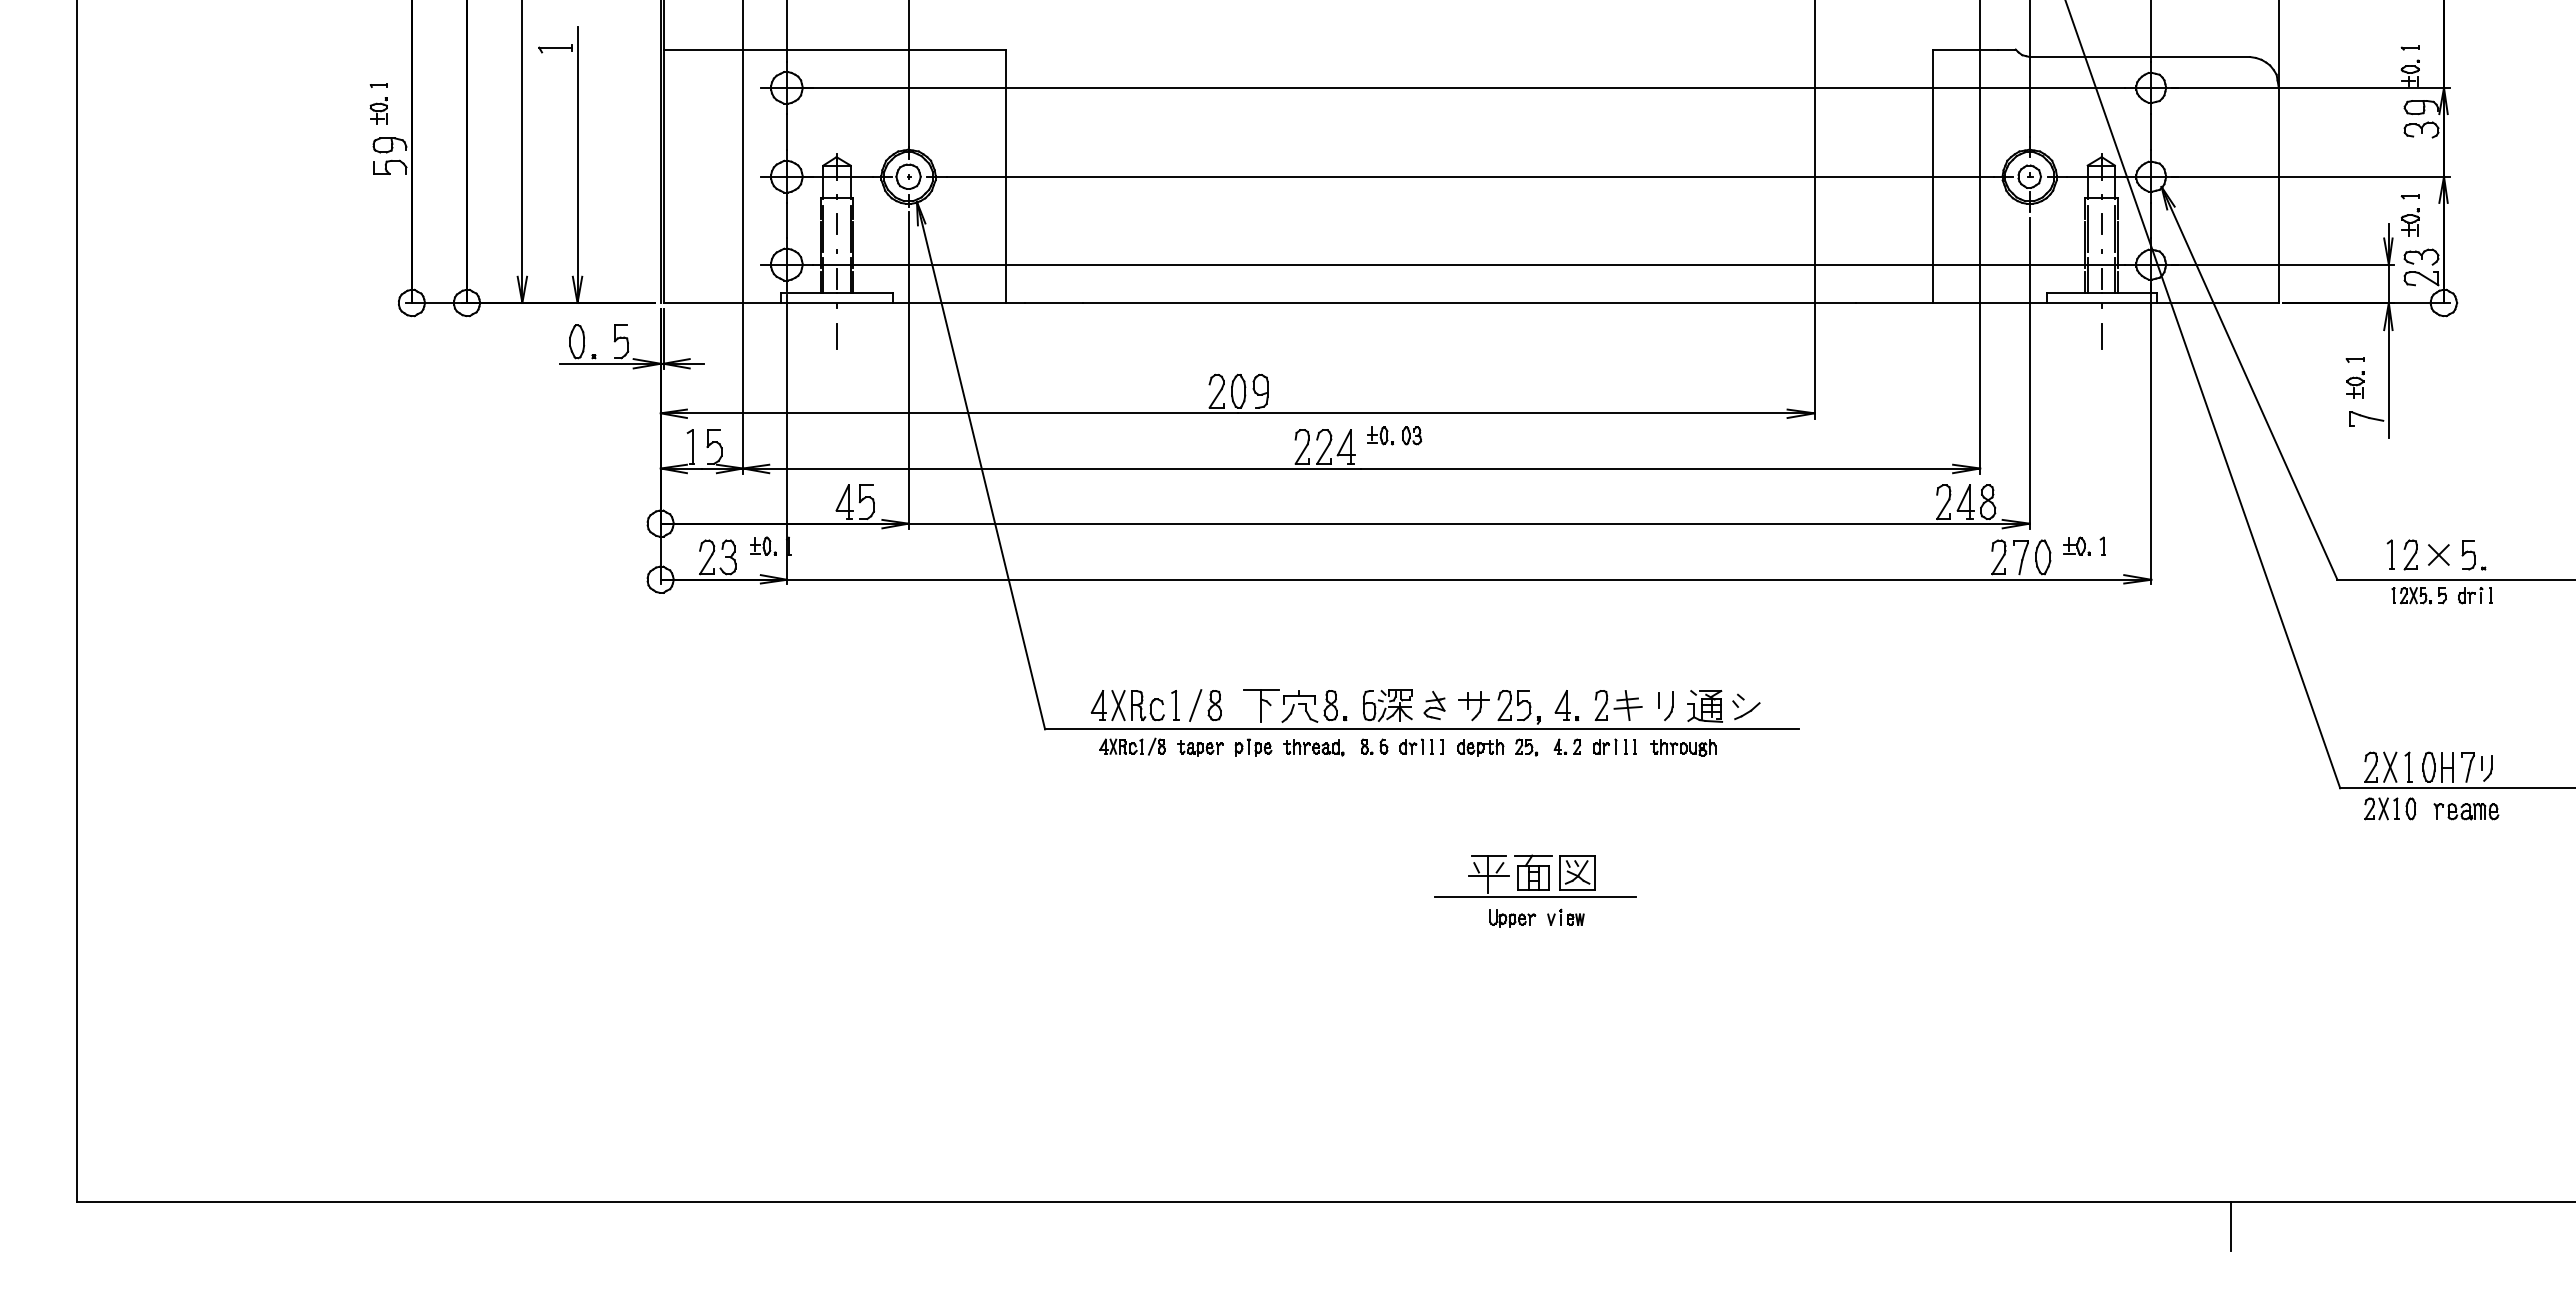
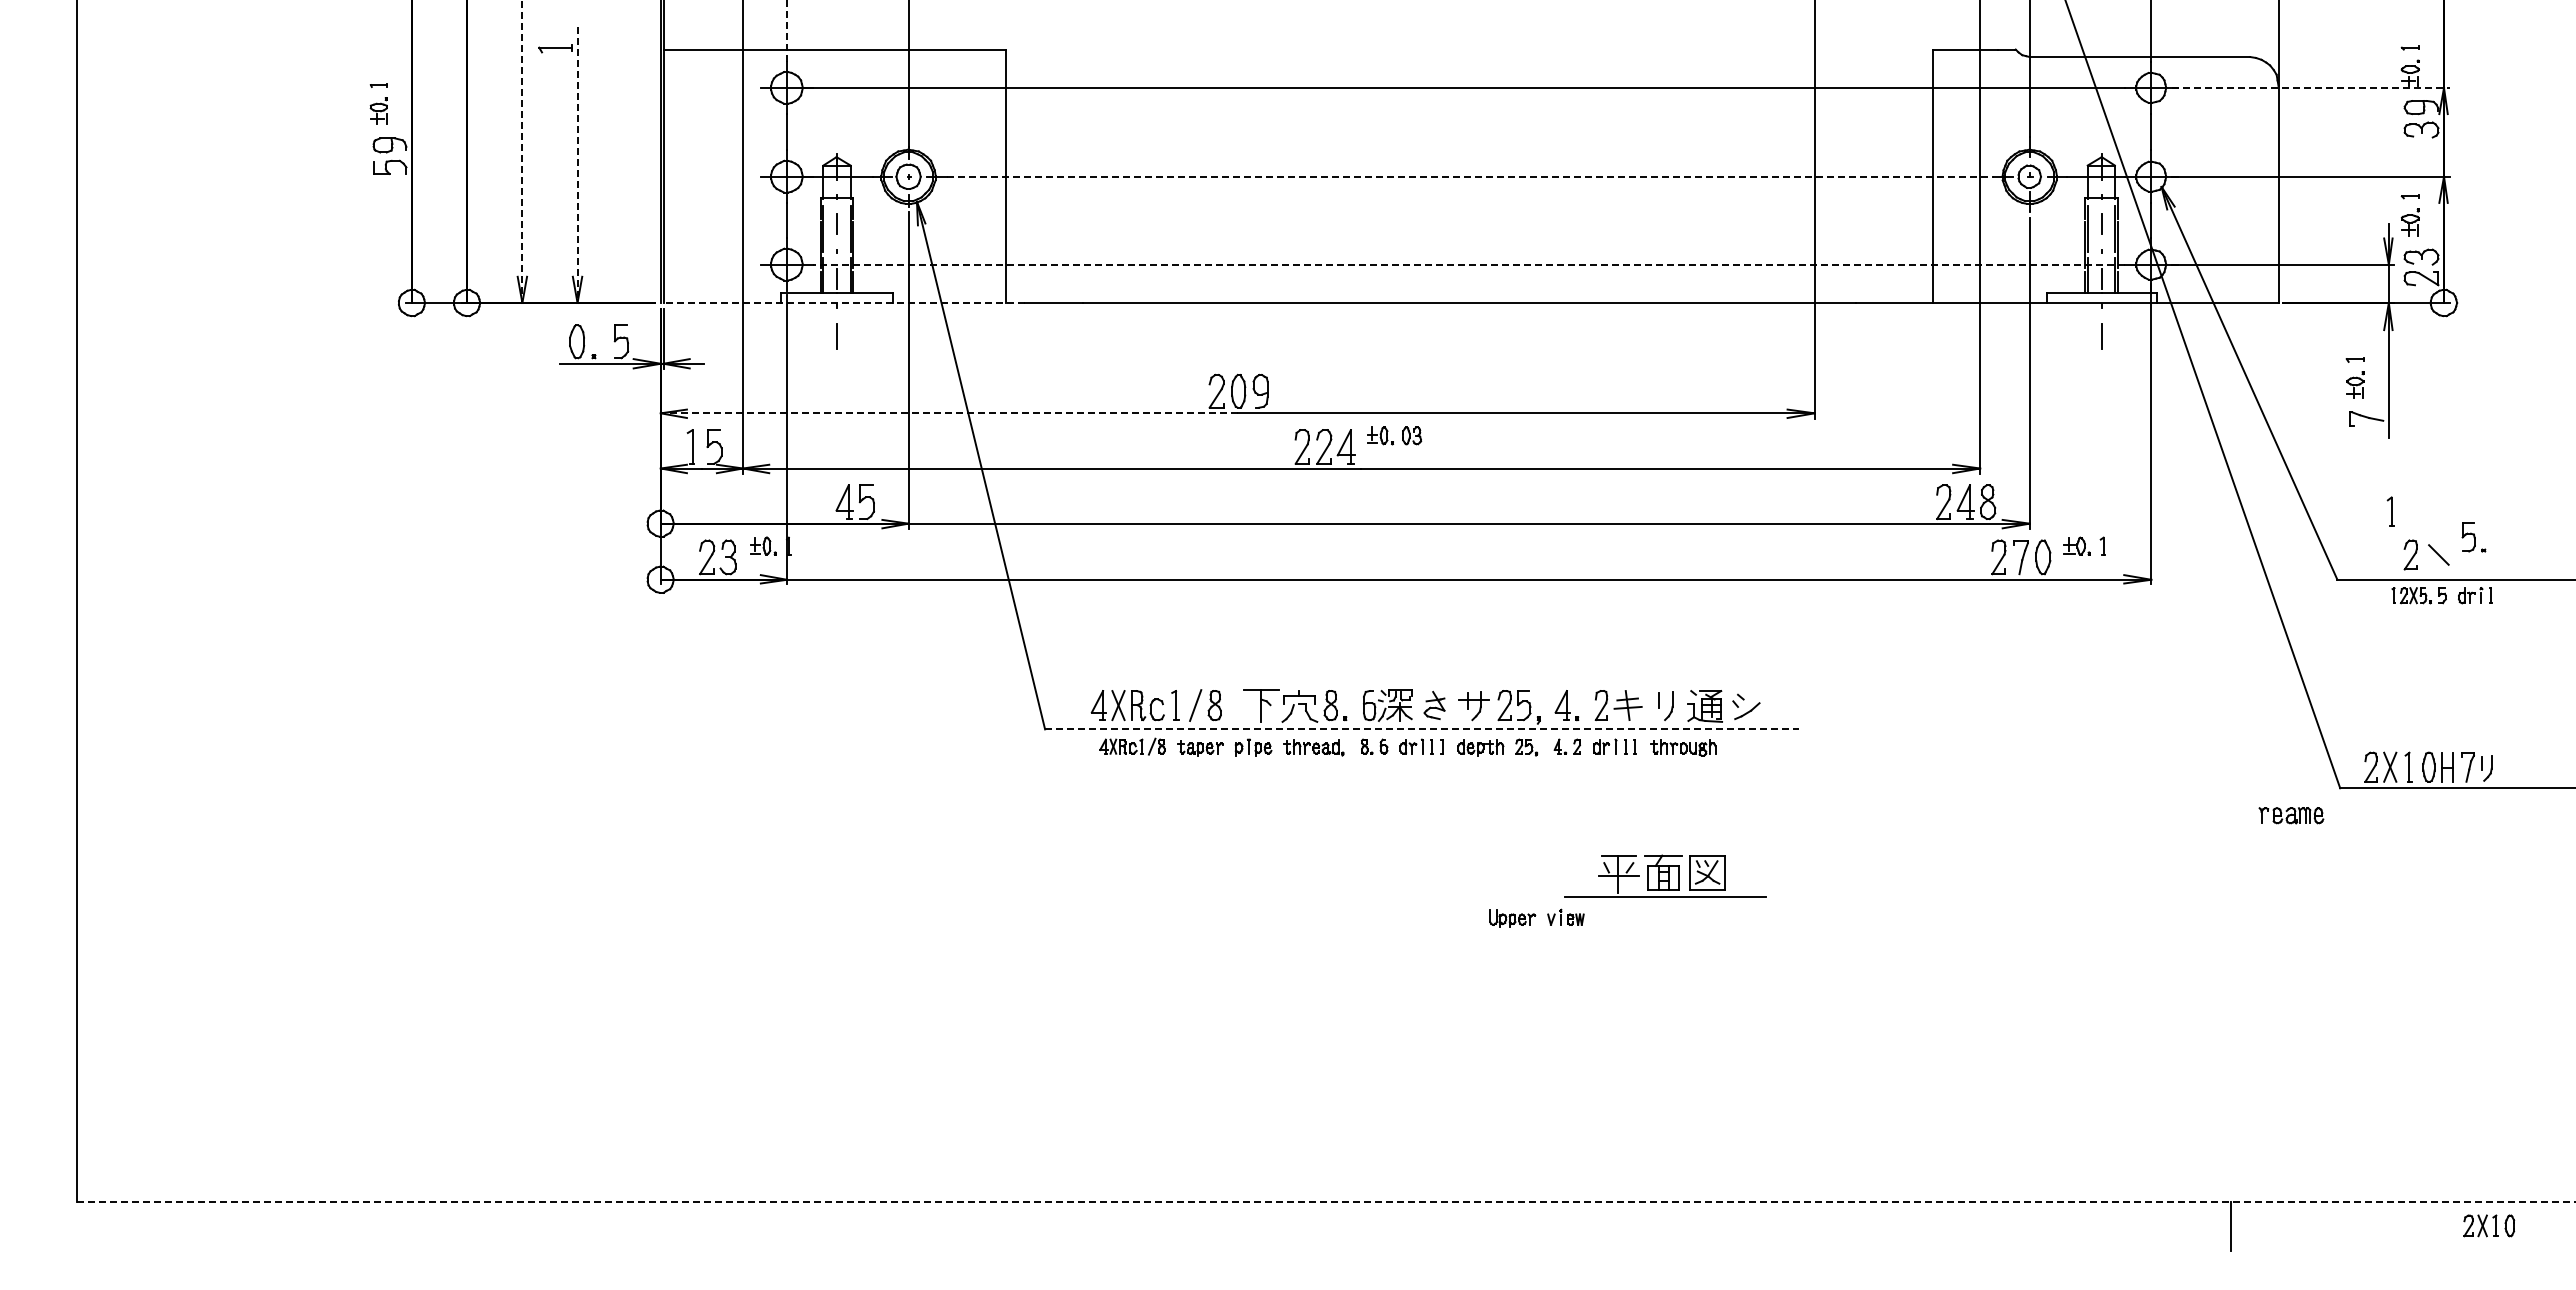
line: solid -> dashed (787, 30)
line: solid -> dashed (2310, 87)
line: solid -> dashed (522, 152)
line: solid -> dashed (577, 165)
line: solid -> dashed (1470, 176)
line: solid -> dashed (1469, 264)
line: solid -> dashed (843, 302)
line: solid -> dashed (948, 413)
part position: (2390, 554) -> (2390, 511) (2390, 511)
line: present -> none (2438, 554)
part position: (2473, 555) -> (2473, 537) (2473, 537)
line: solid -> dashed (1421, 729)
part position: (2390, 808) -> (2489, 1225) (2489, 1225)
part position: (2466, 811) -> (2291, 815) (2291, 815)
part position: (1535, 875) -> (1665, 875) (1665, 875)
line: solid -> dashed (1327, 1201)
